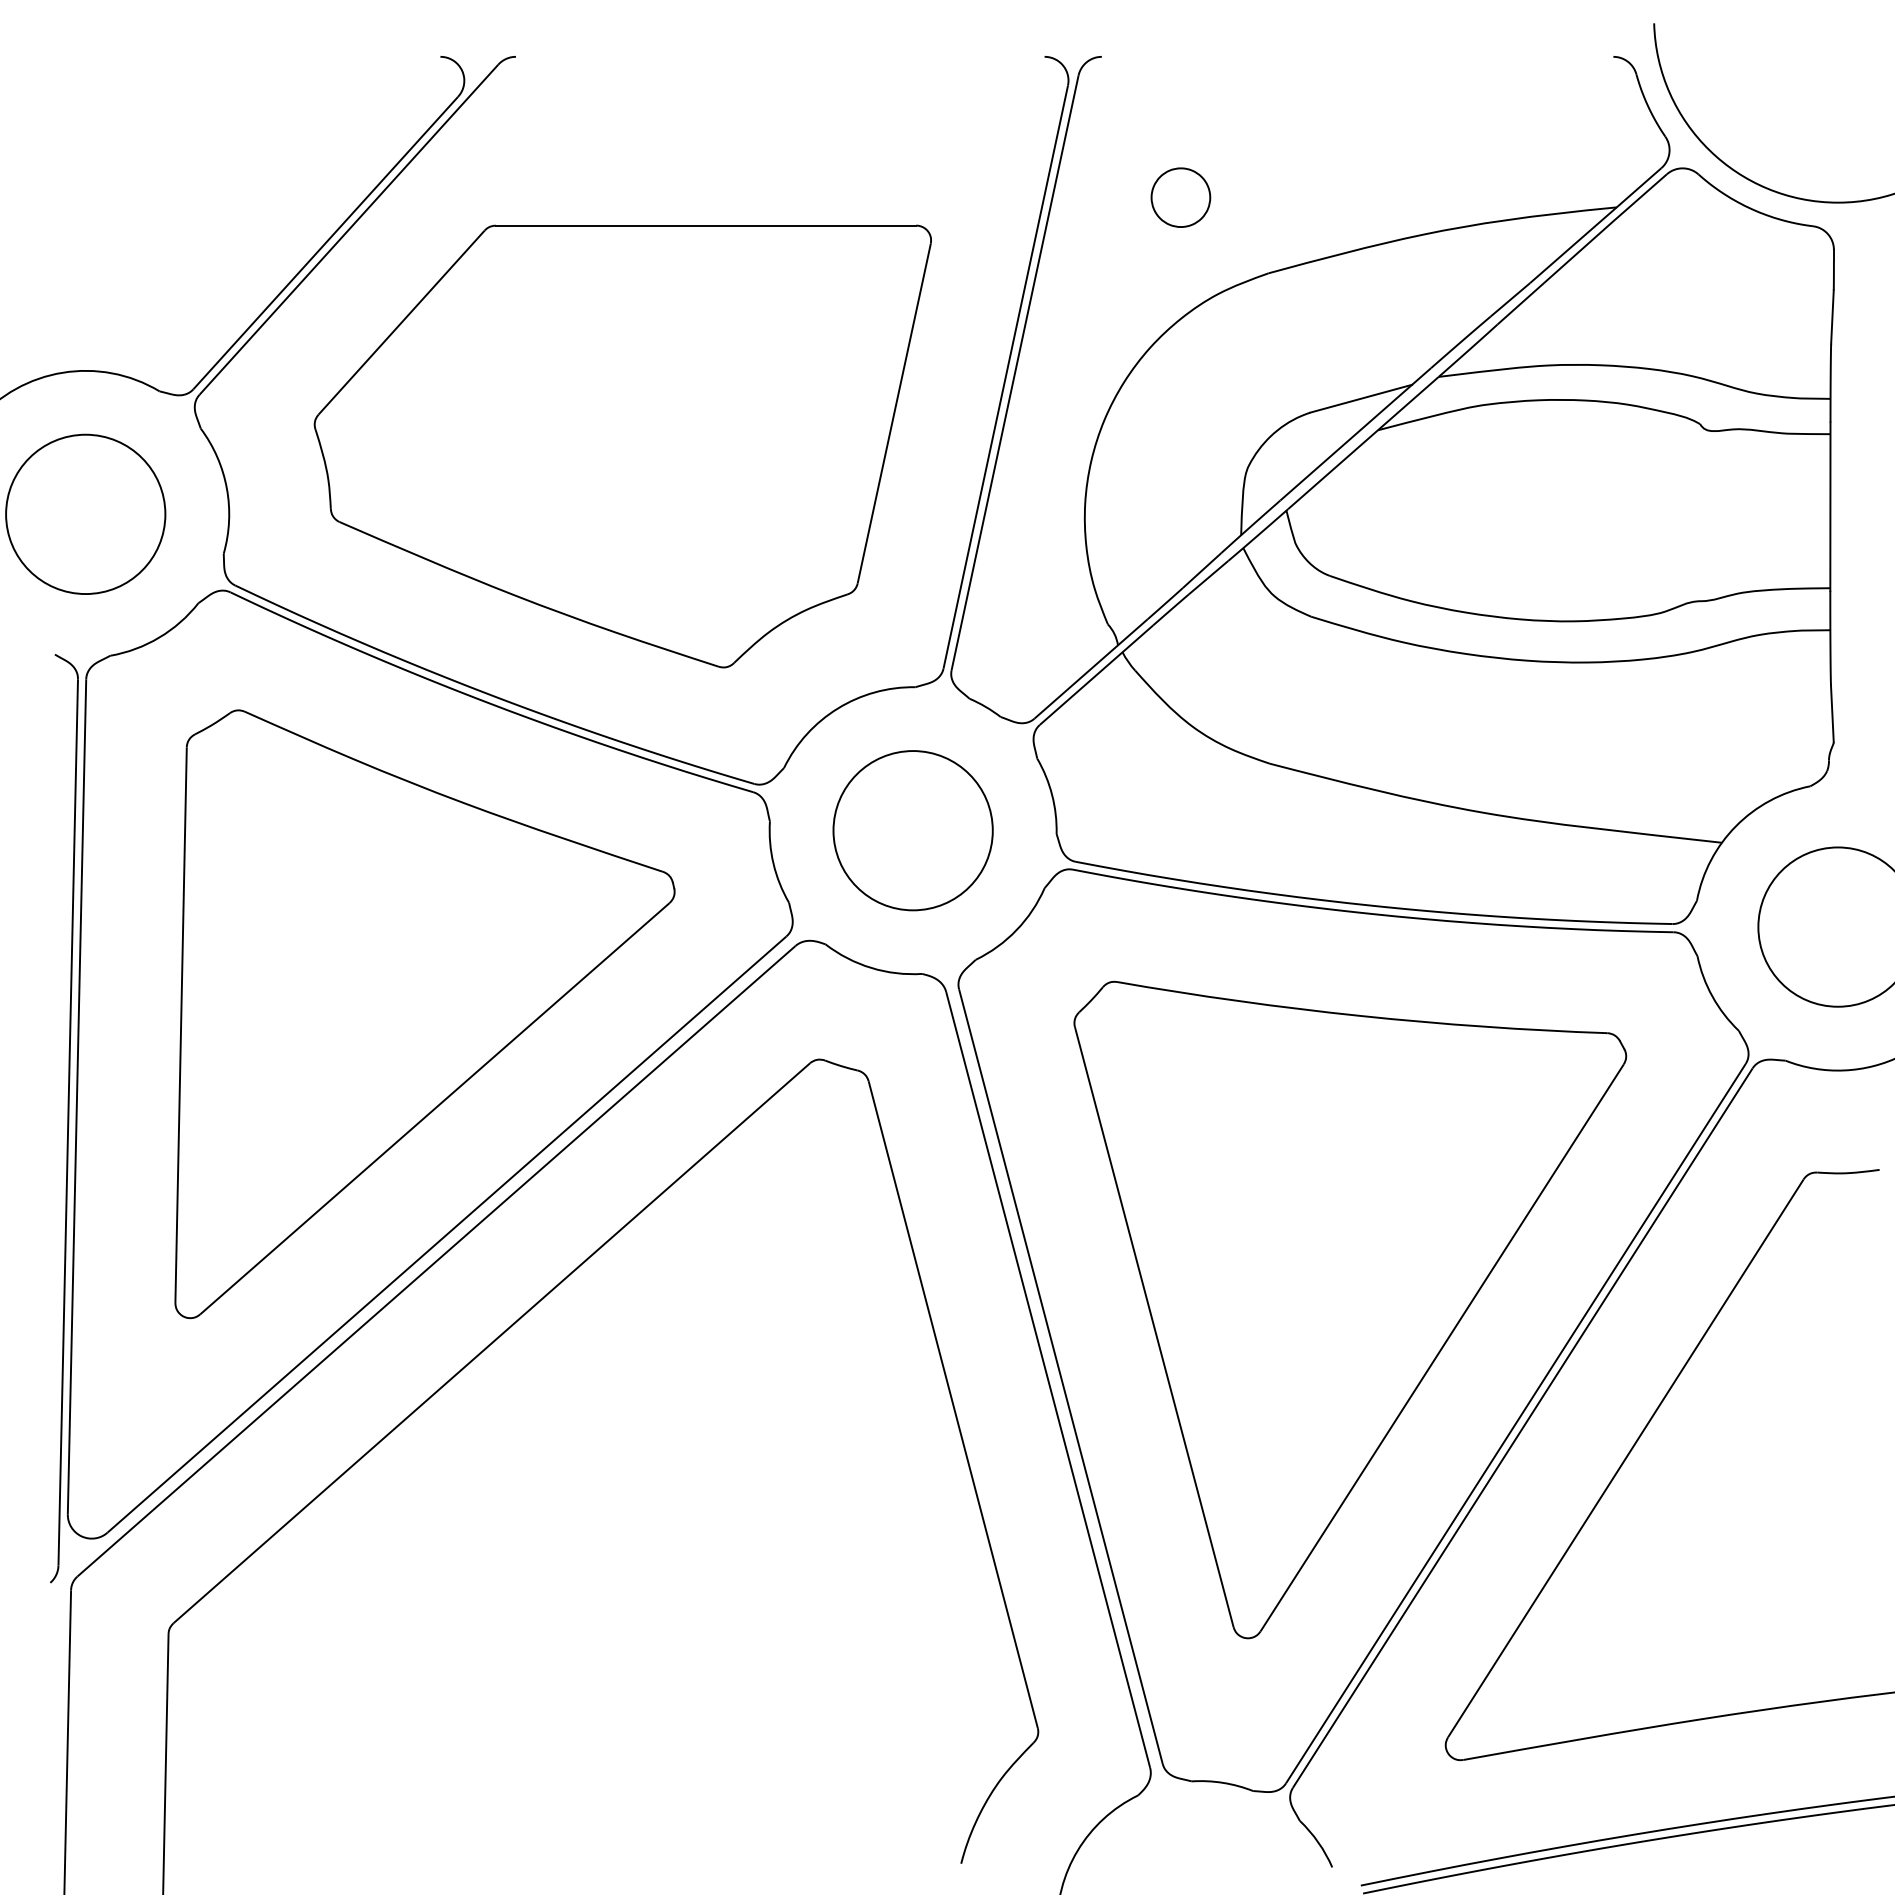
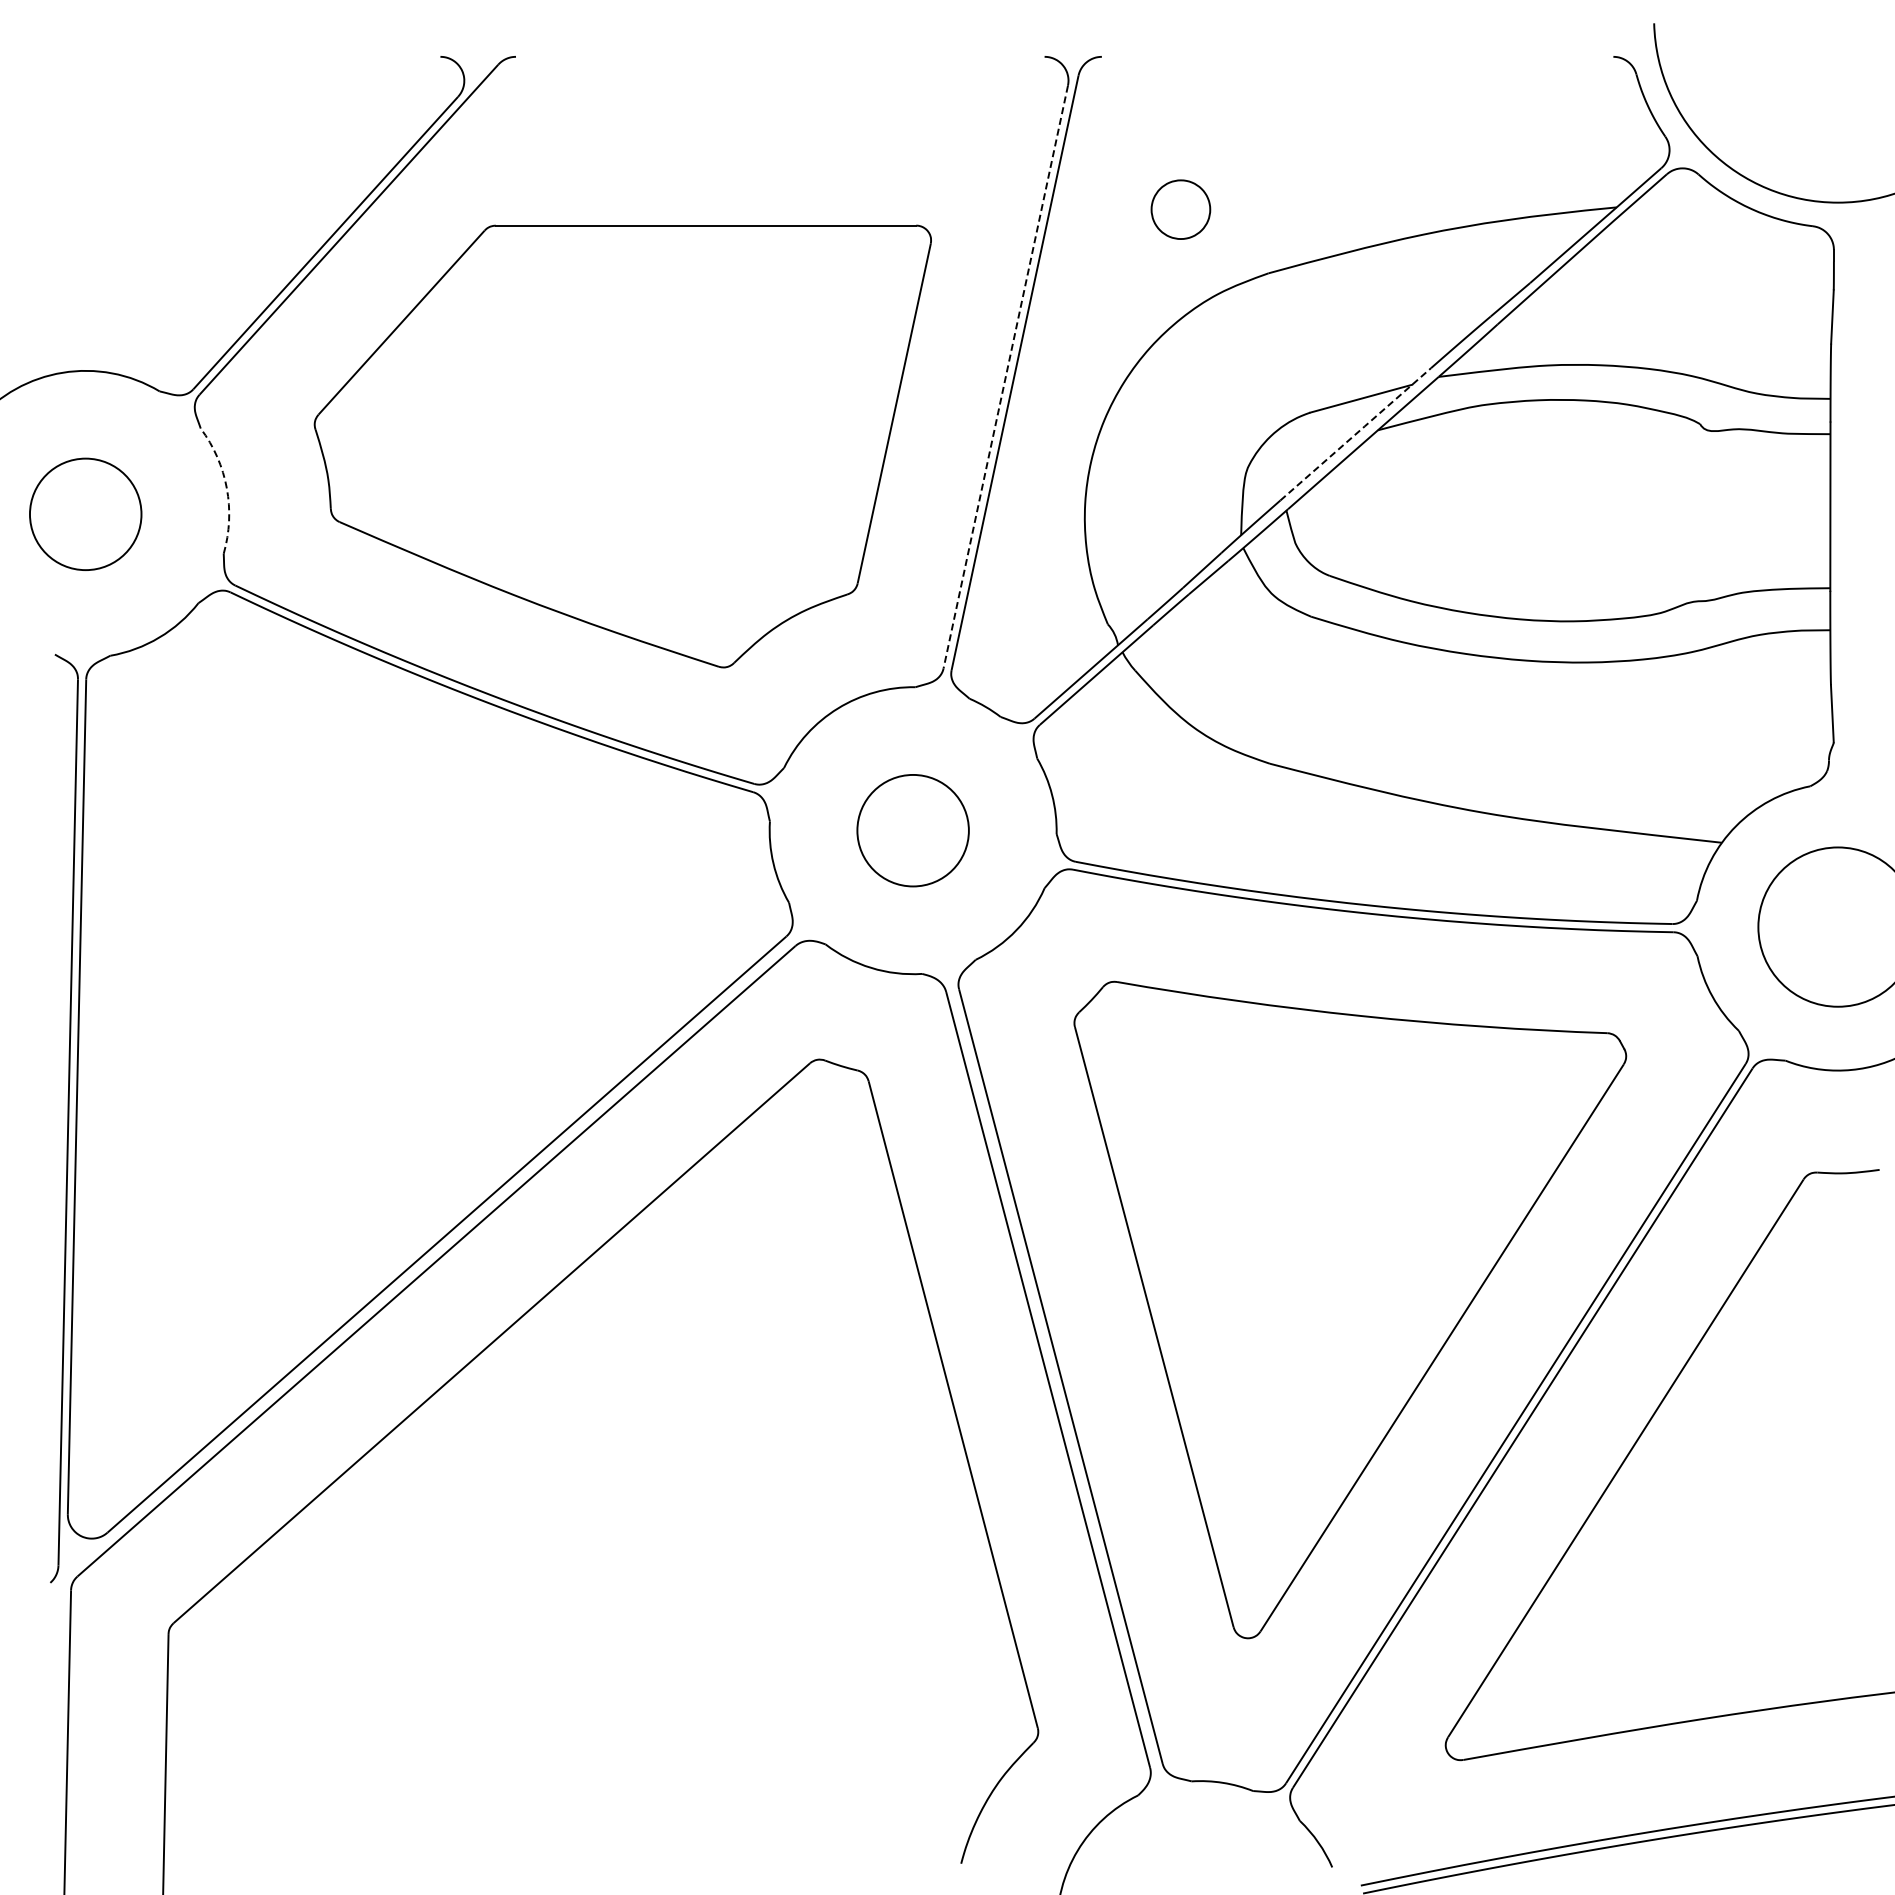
part position: (1180, 197) -> (1180, 209) (1180, 209)
line: solid -> dashed (1005, 377)
line: solid -> dashed (1356, 433)
arc: solid -> dashed (226, 488)
circle diameter: 159 px -> 112 px (85, 514)
circle diameter: 159 px -> 112 px (912, 830)
part: present -> none (424, 1014)
